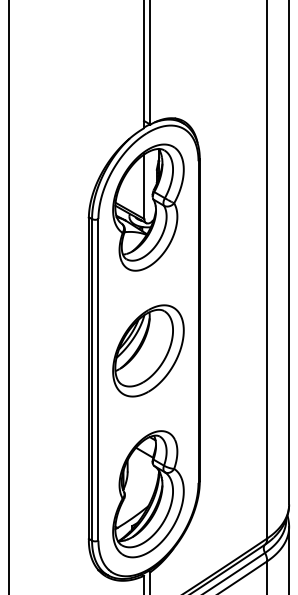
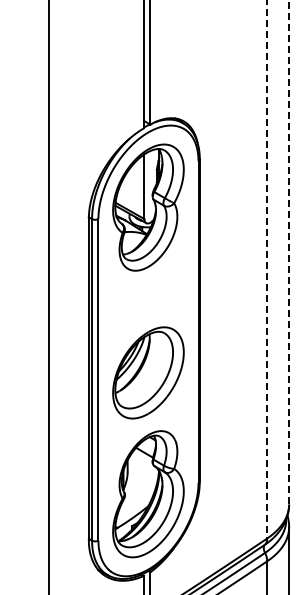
line: solid -> dashed (289, 252)
line: solid -> dashed (267, 269)
line position: (8, 296) -> (48, 296) (48, 296)
part position: (148, 350) -> (148, 372) (148, 372)
